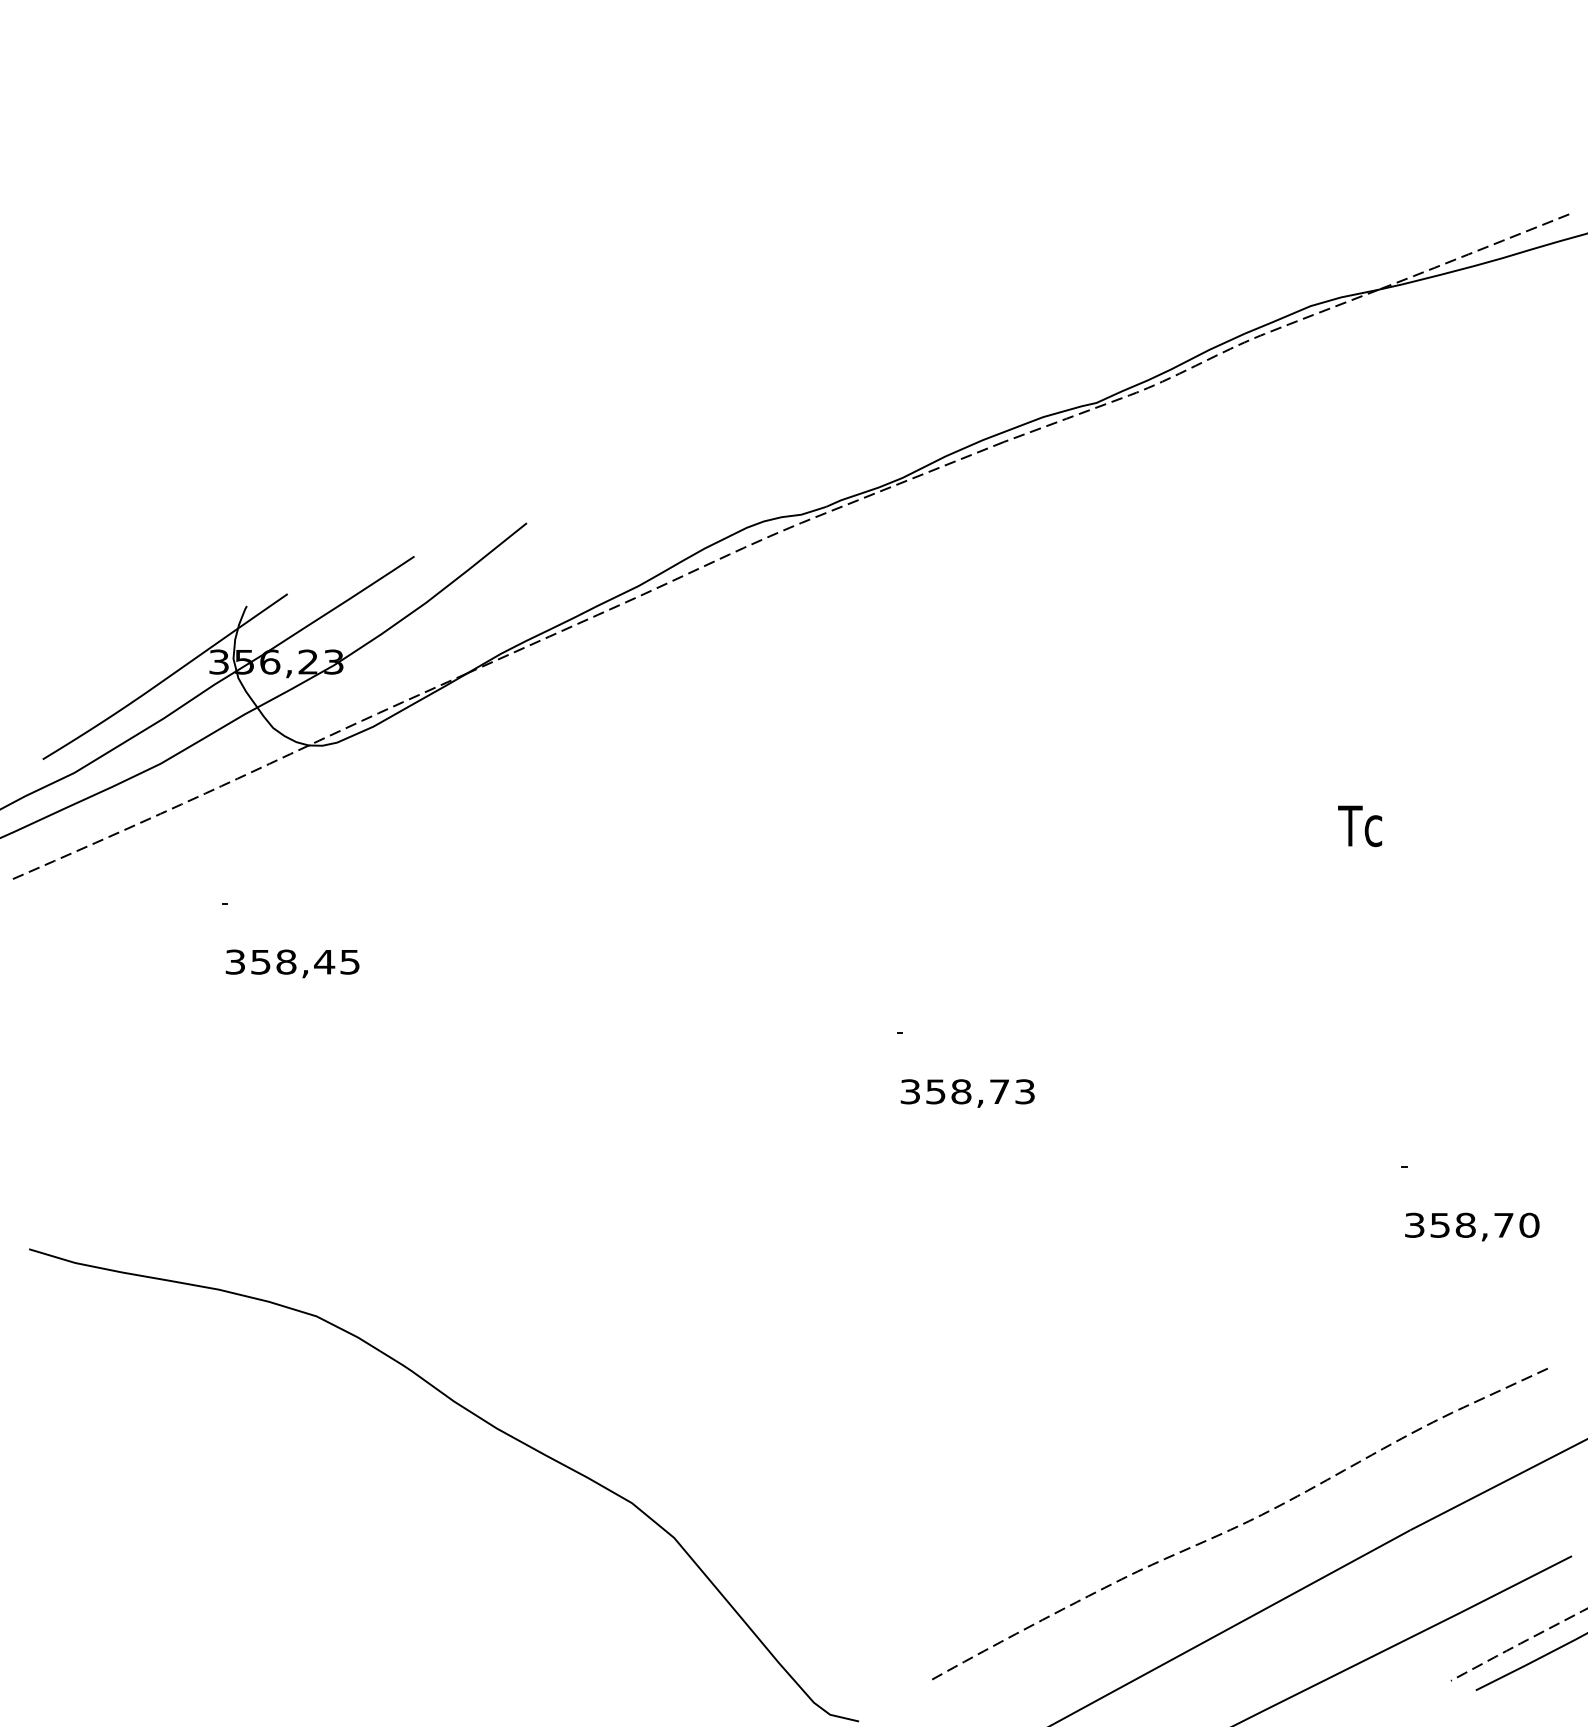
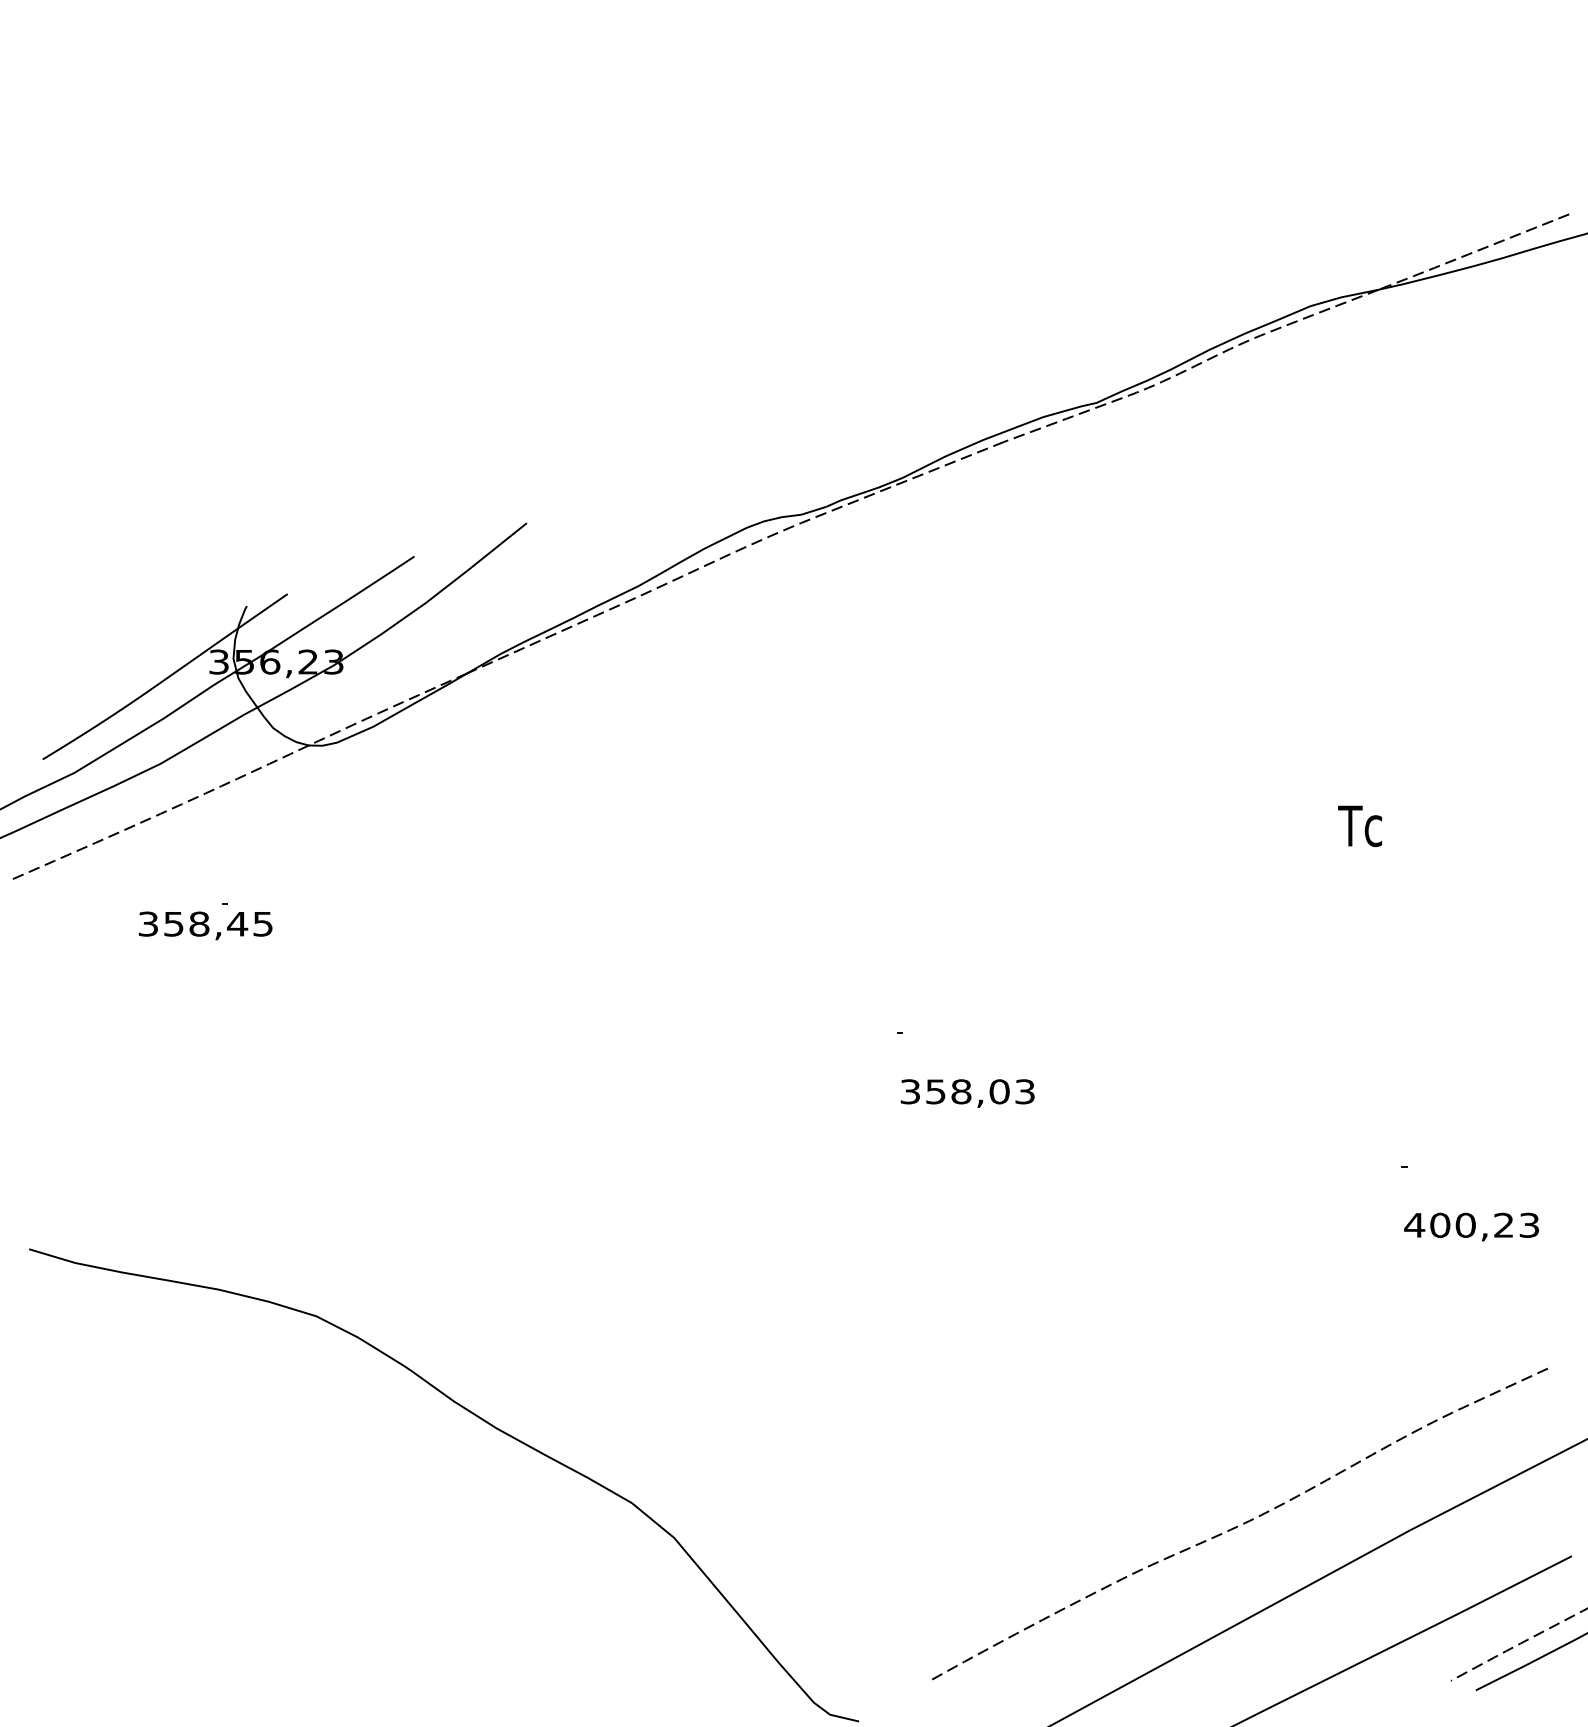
text position: (292, 963) -> (205, 925) (205, 925)
text: 358,73 -> 358,03 (999, 1091)
text: 358,70 -> 400,23 (1471, 1224)
